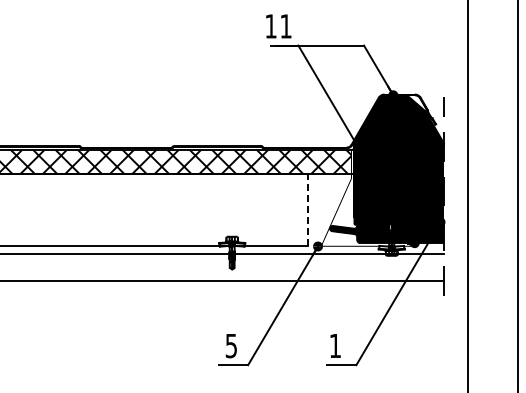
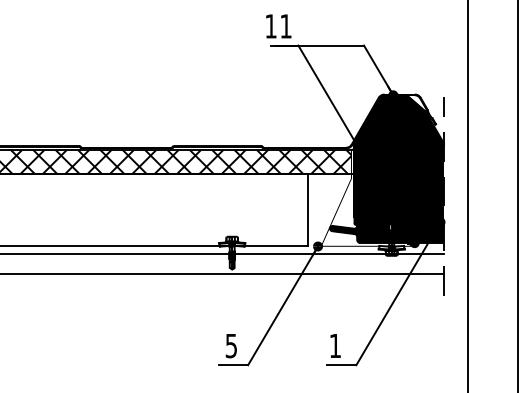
line: dashed -> solid (308, 209)
line position: (222, 281) -> (222, 274) (222, 274)
